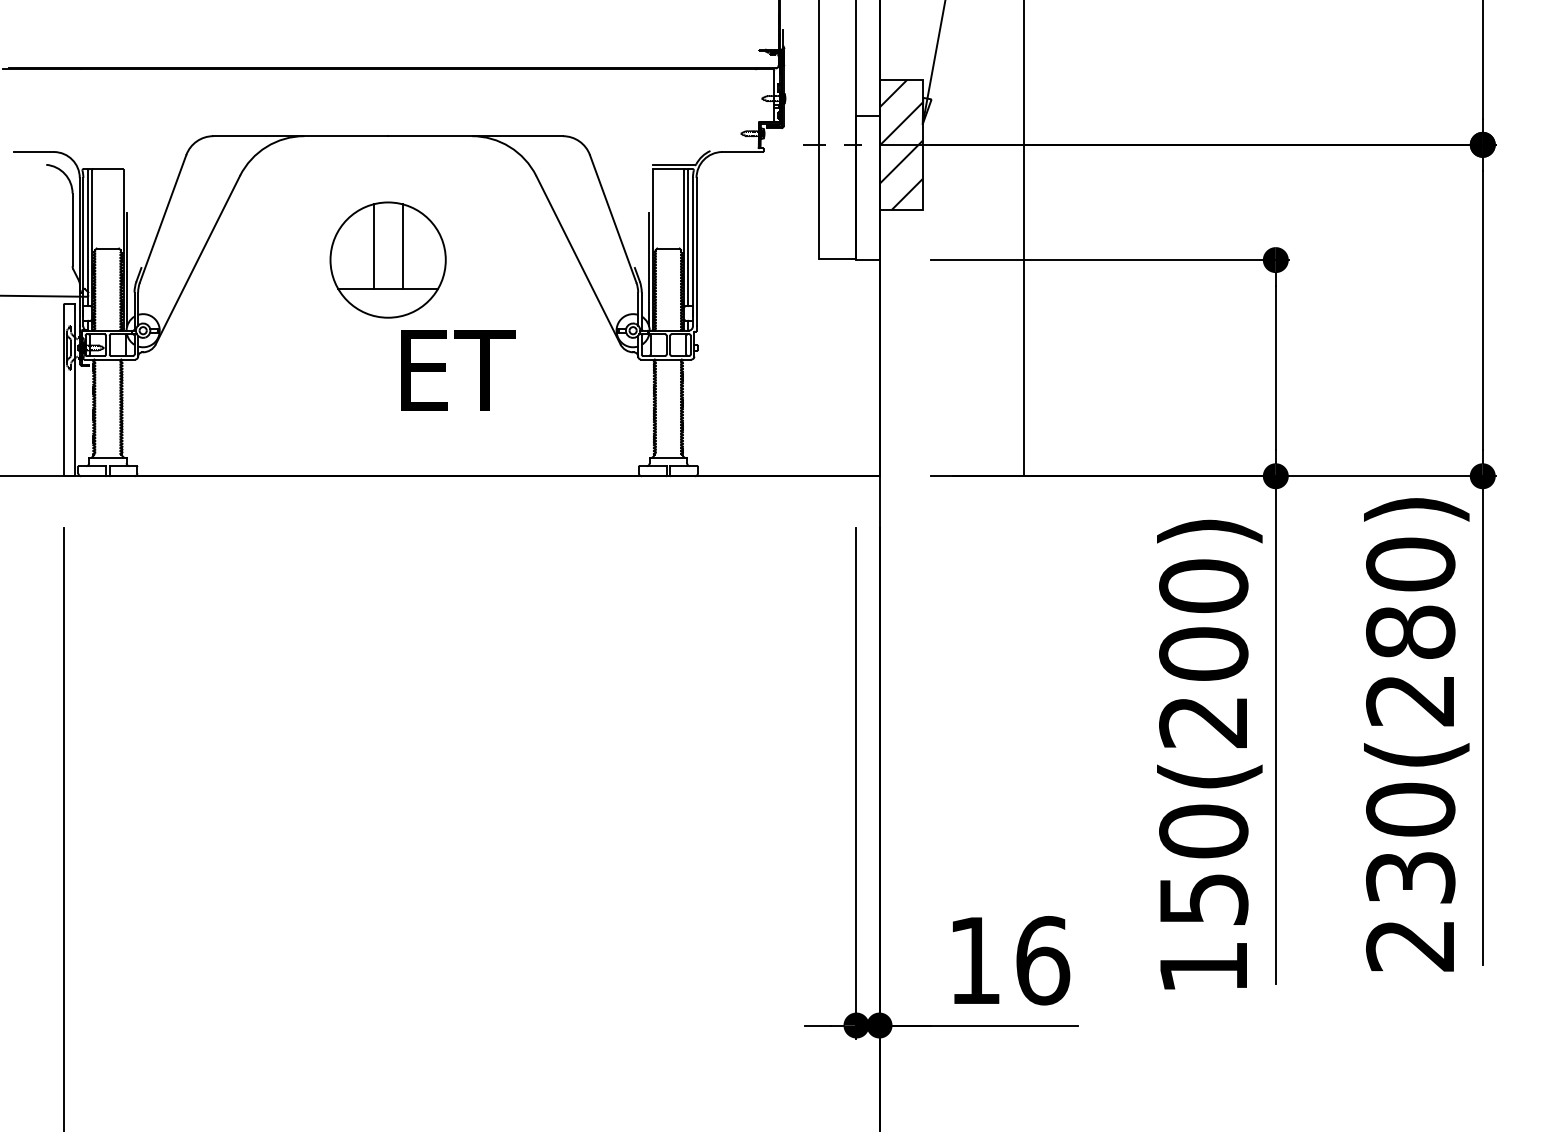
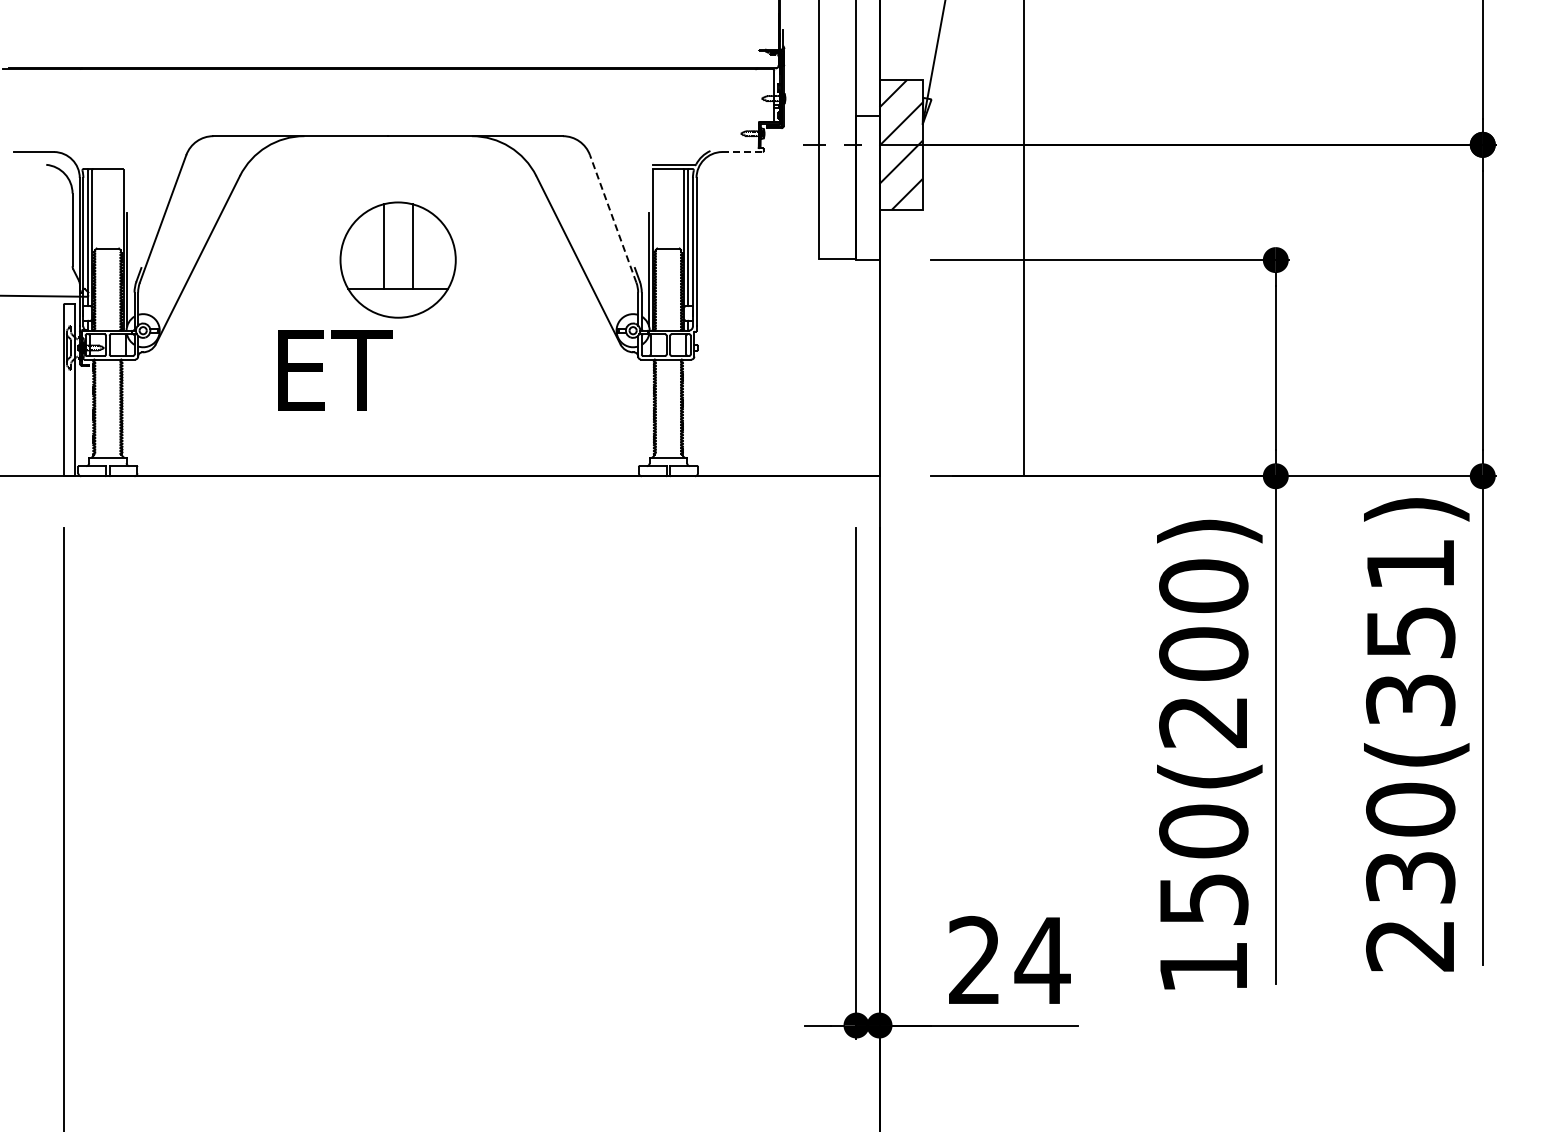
line: solid -> dashed (742, 152)
line: solid -> dashed (613, 218)
part position: (387, 259) -> (397, 259) (397, 259)
text position: (458, 370) -> (335, 370) (335, 370)
text: 230(280) -> 230(351) (1410, 631)
text: 16 -> 24 (1009, 960)
